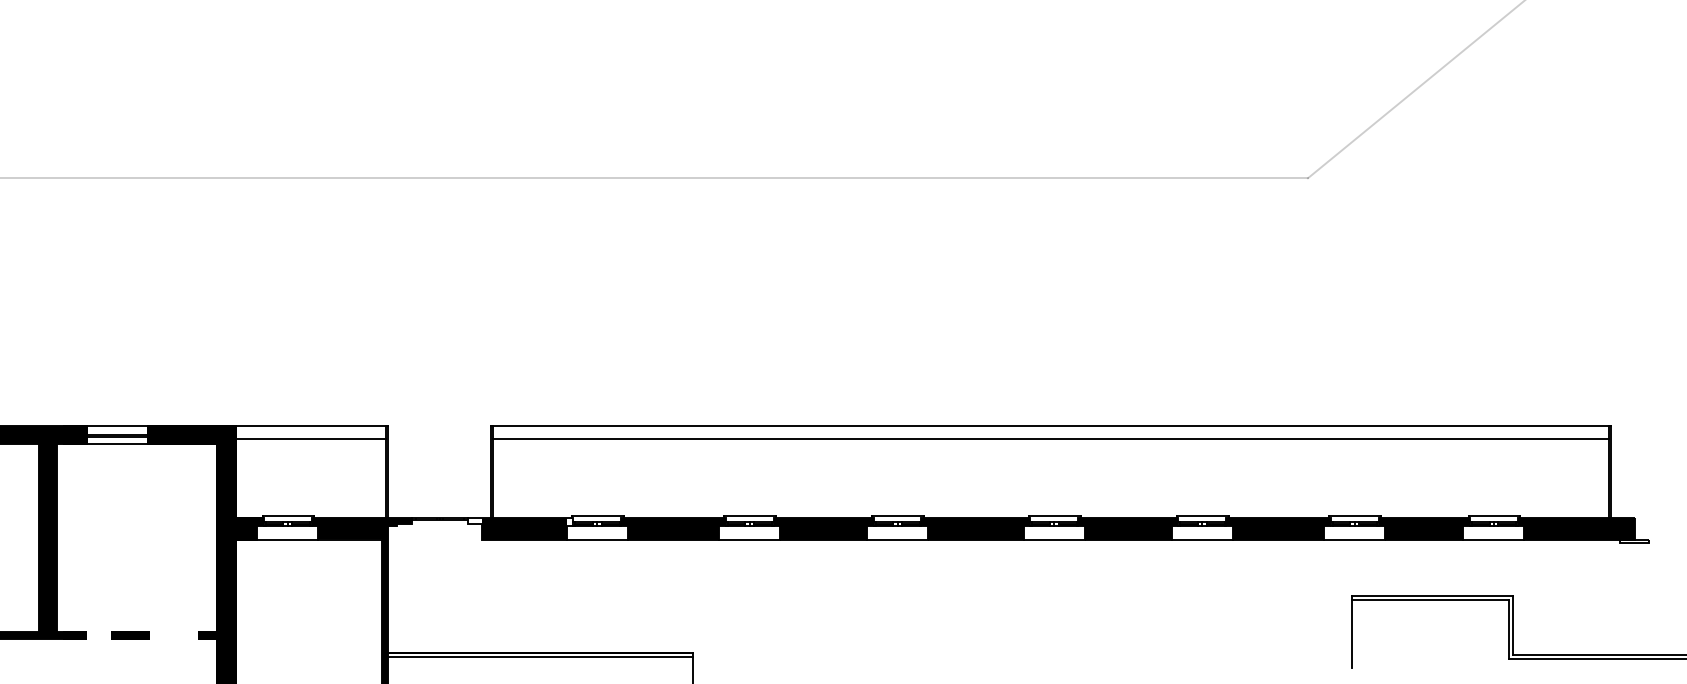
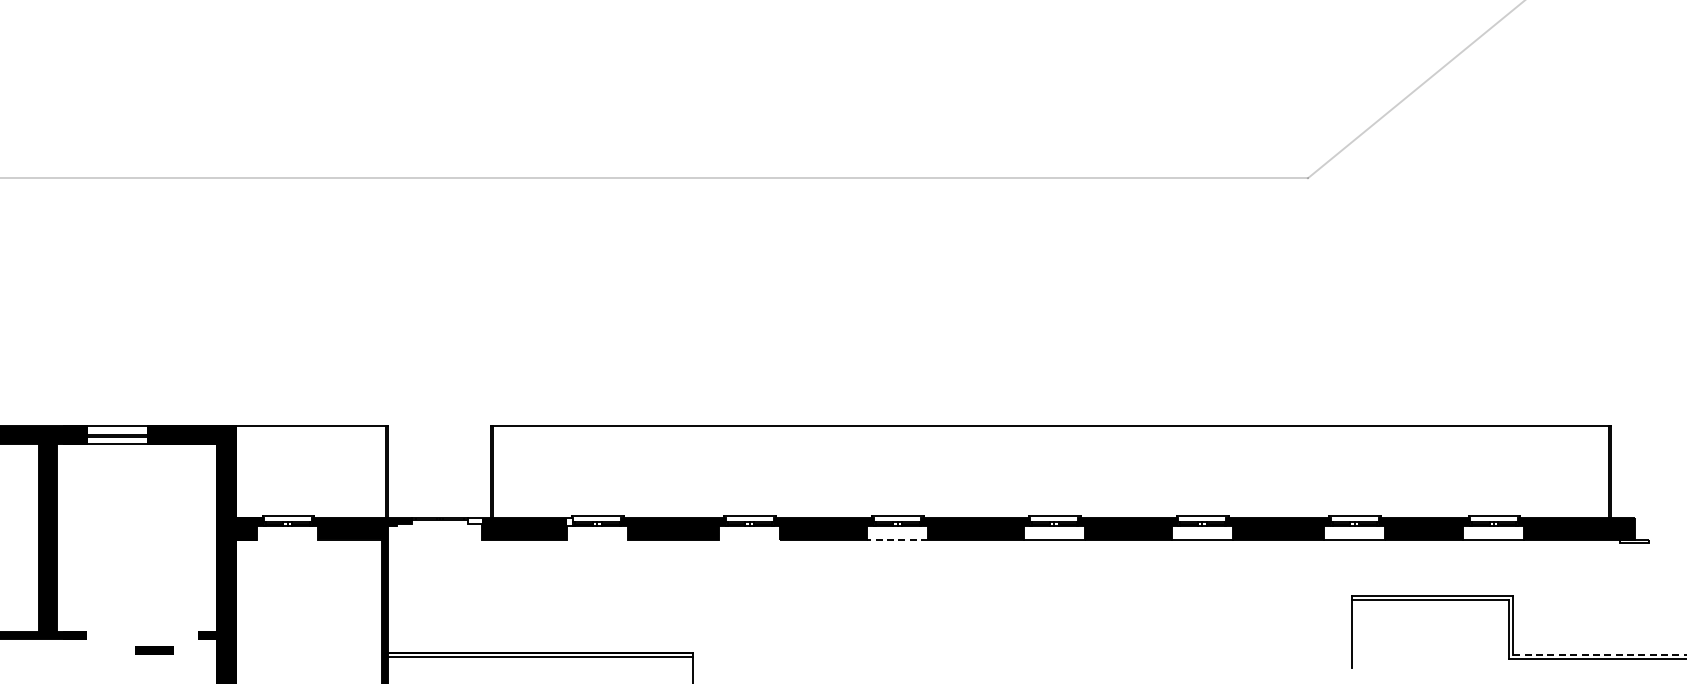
line: present -> none (311, 439)
line: present -> none (1050, 439)
line: present -> none (287, 539)
line: present -> none (596, 539)
line: present -> none (749, 539)
line: solid -> dashed (897, 539)
part position: (130, 635) -> (154, 650) (154, 650)
line: solid -> dashed (1600, 654)
